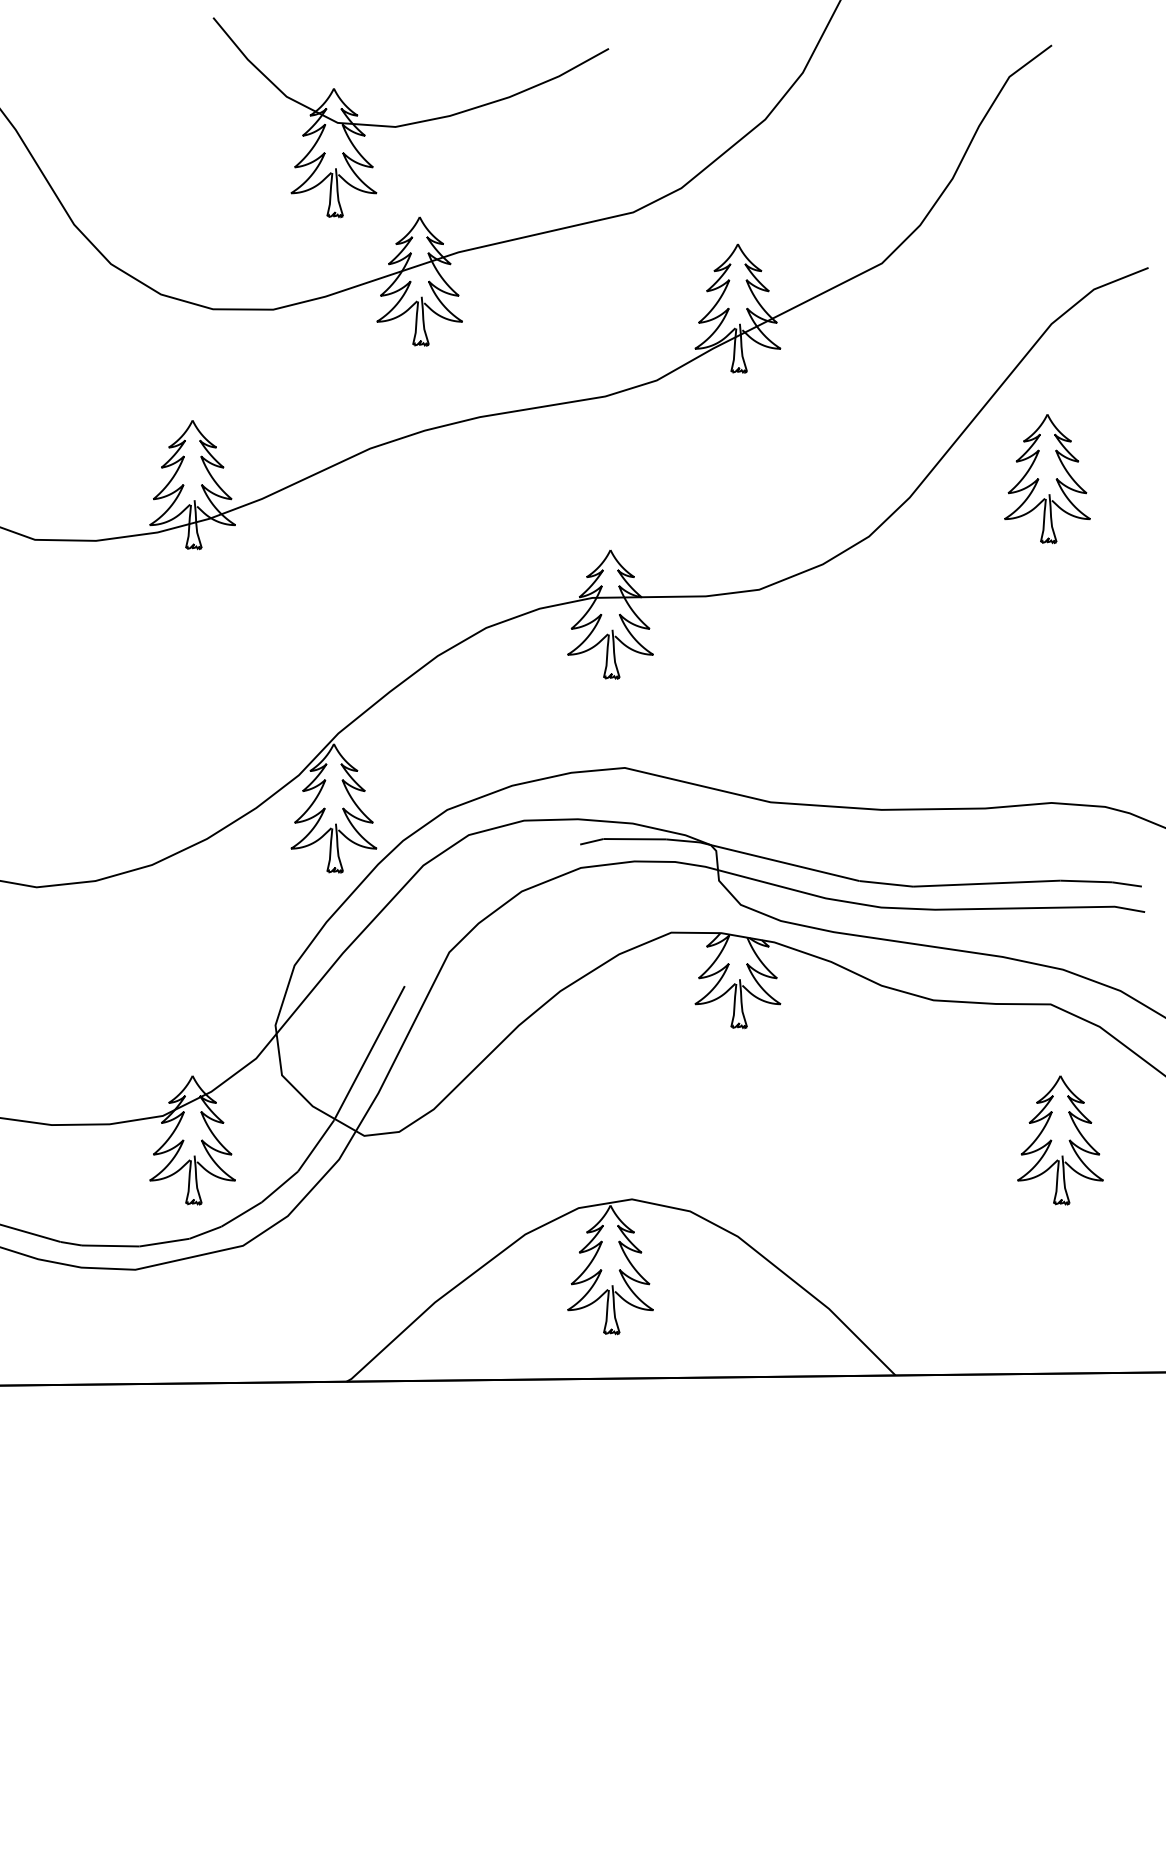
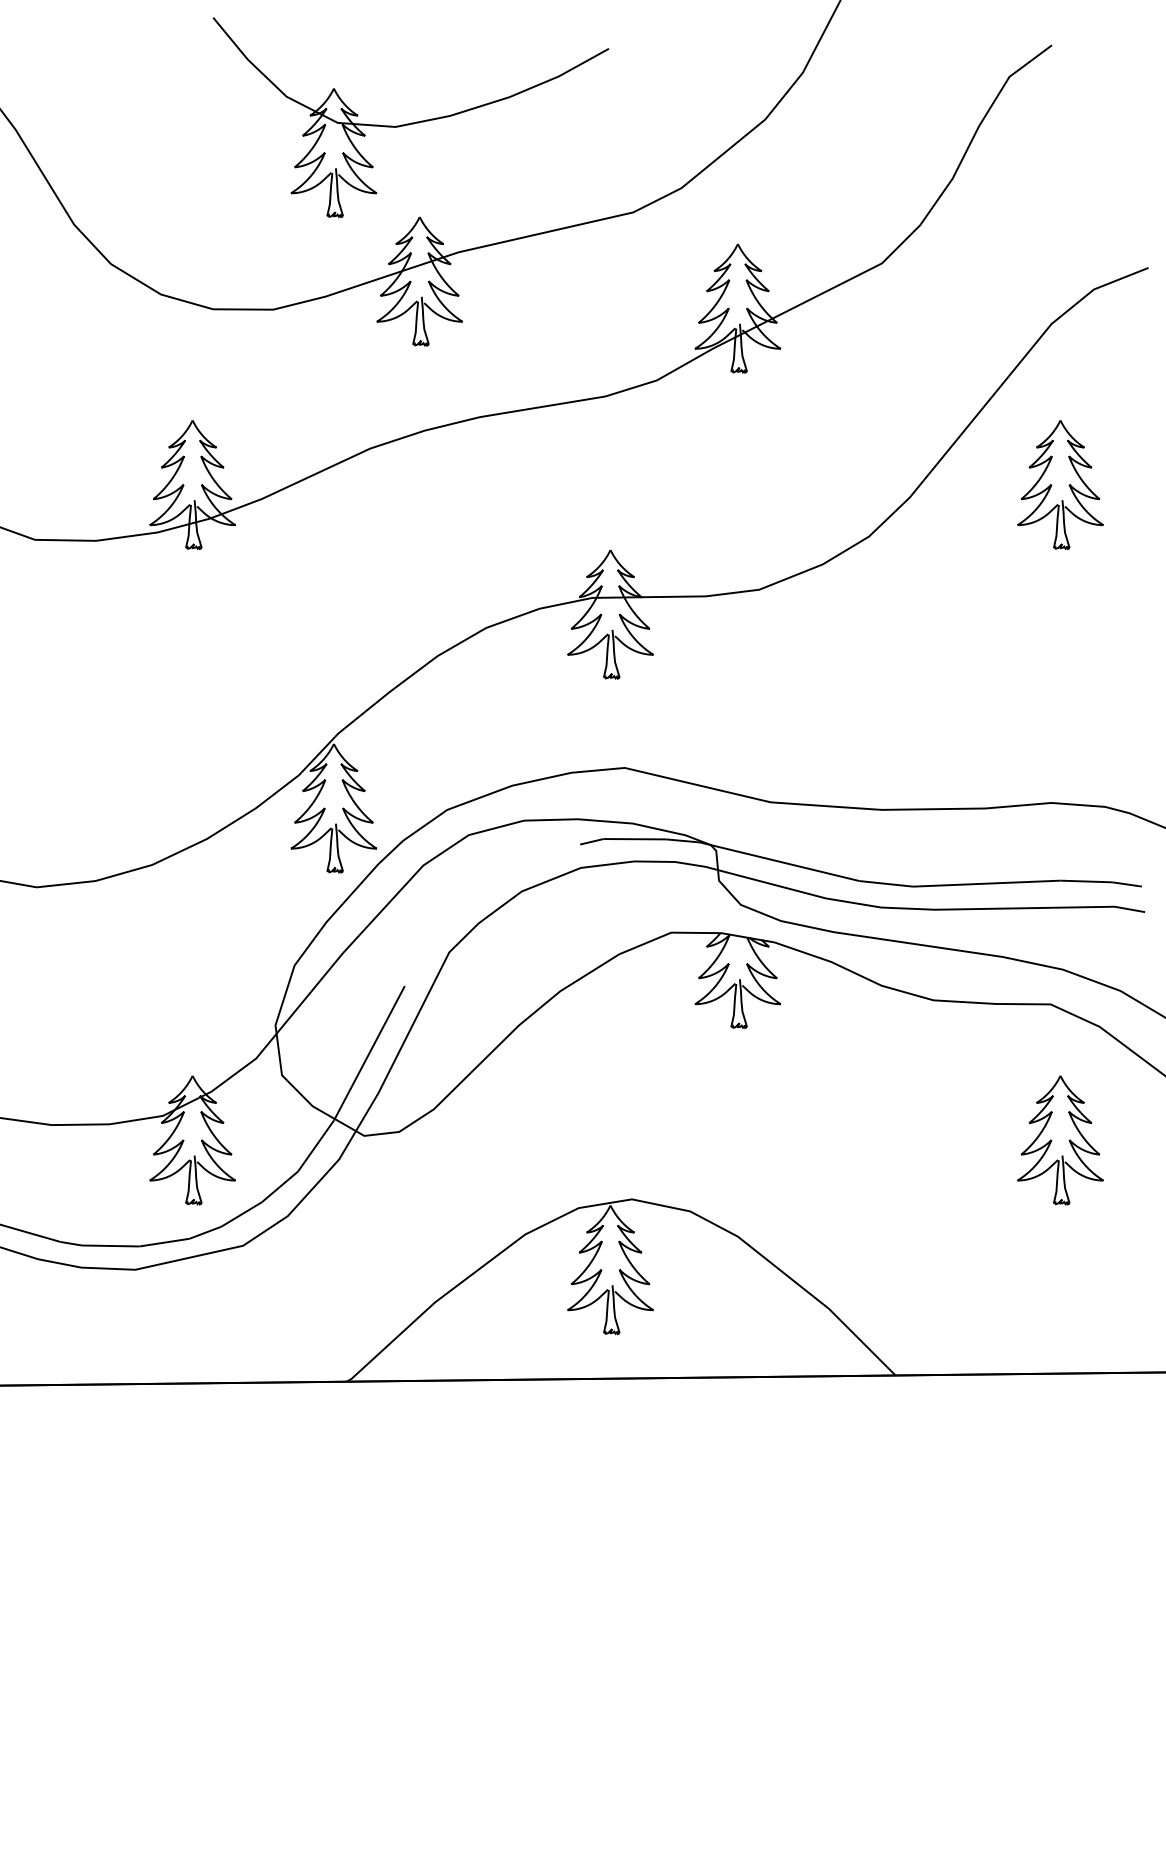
part position: (1047, 479) -> (1060, 485) (1060, 485)
